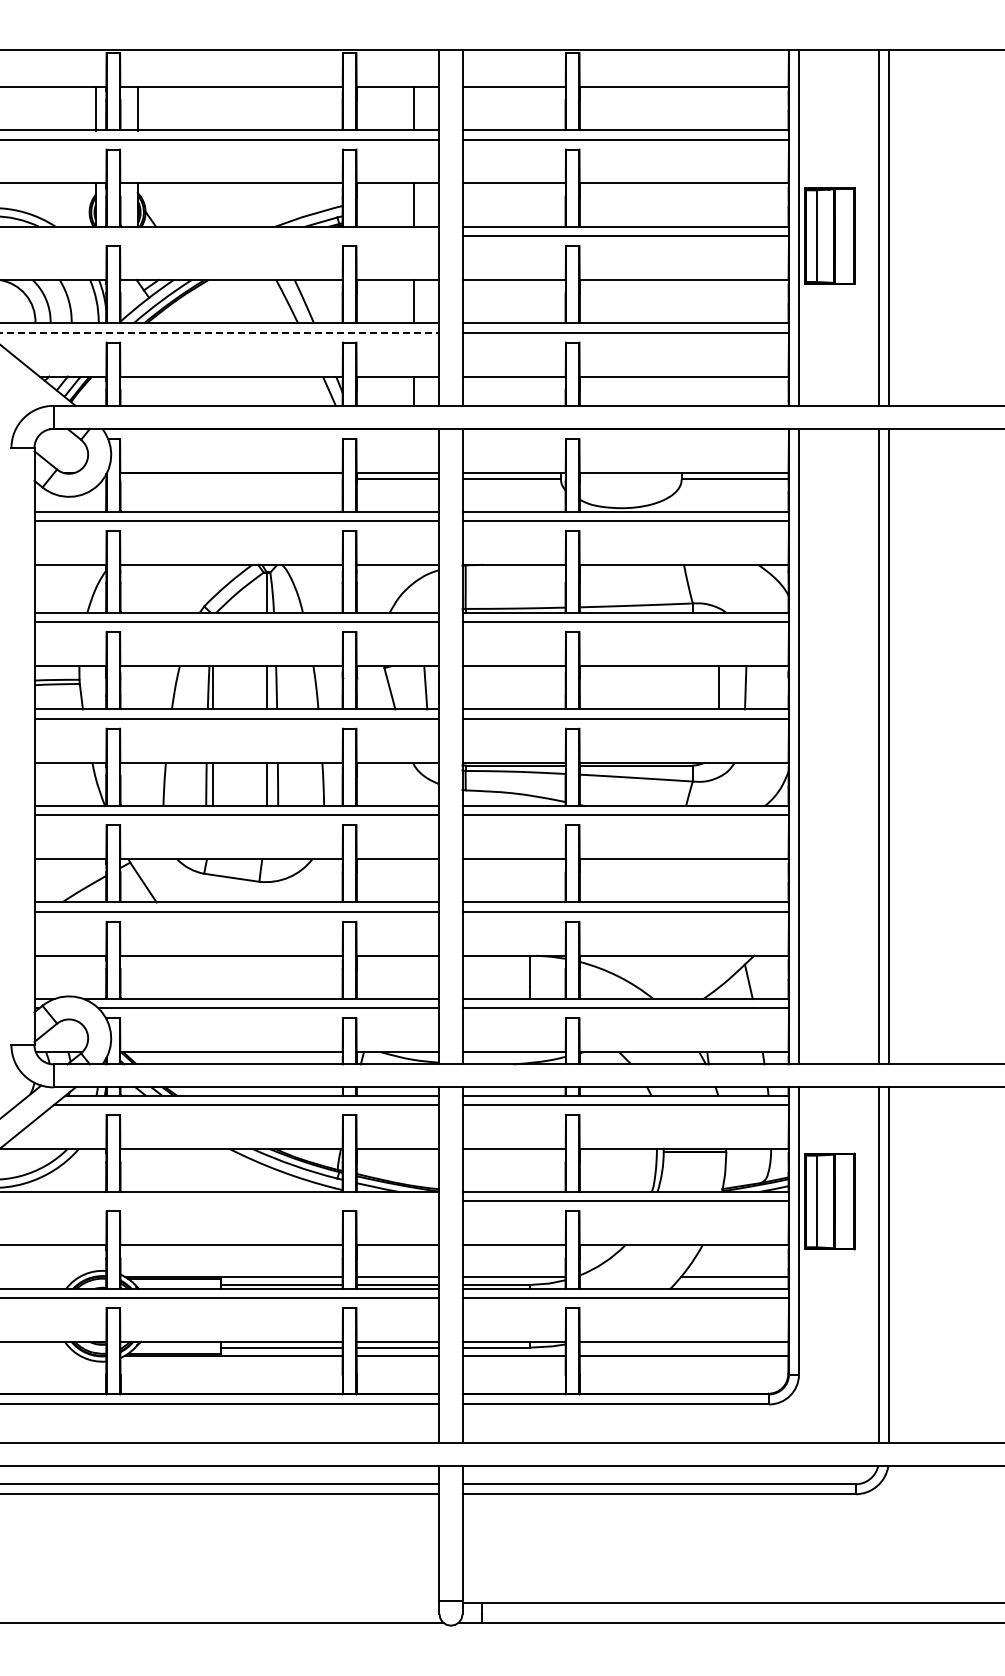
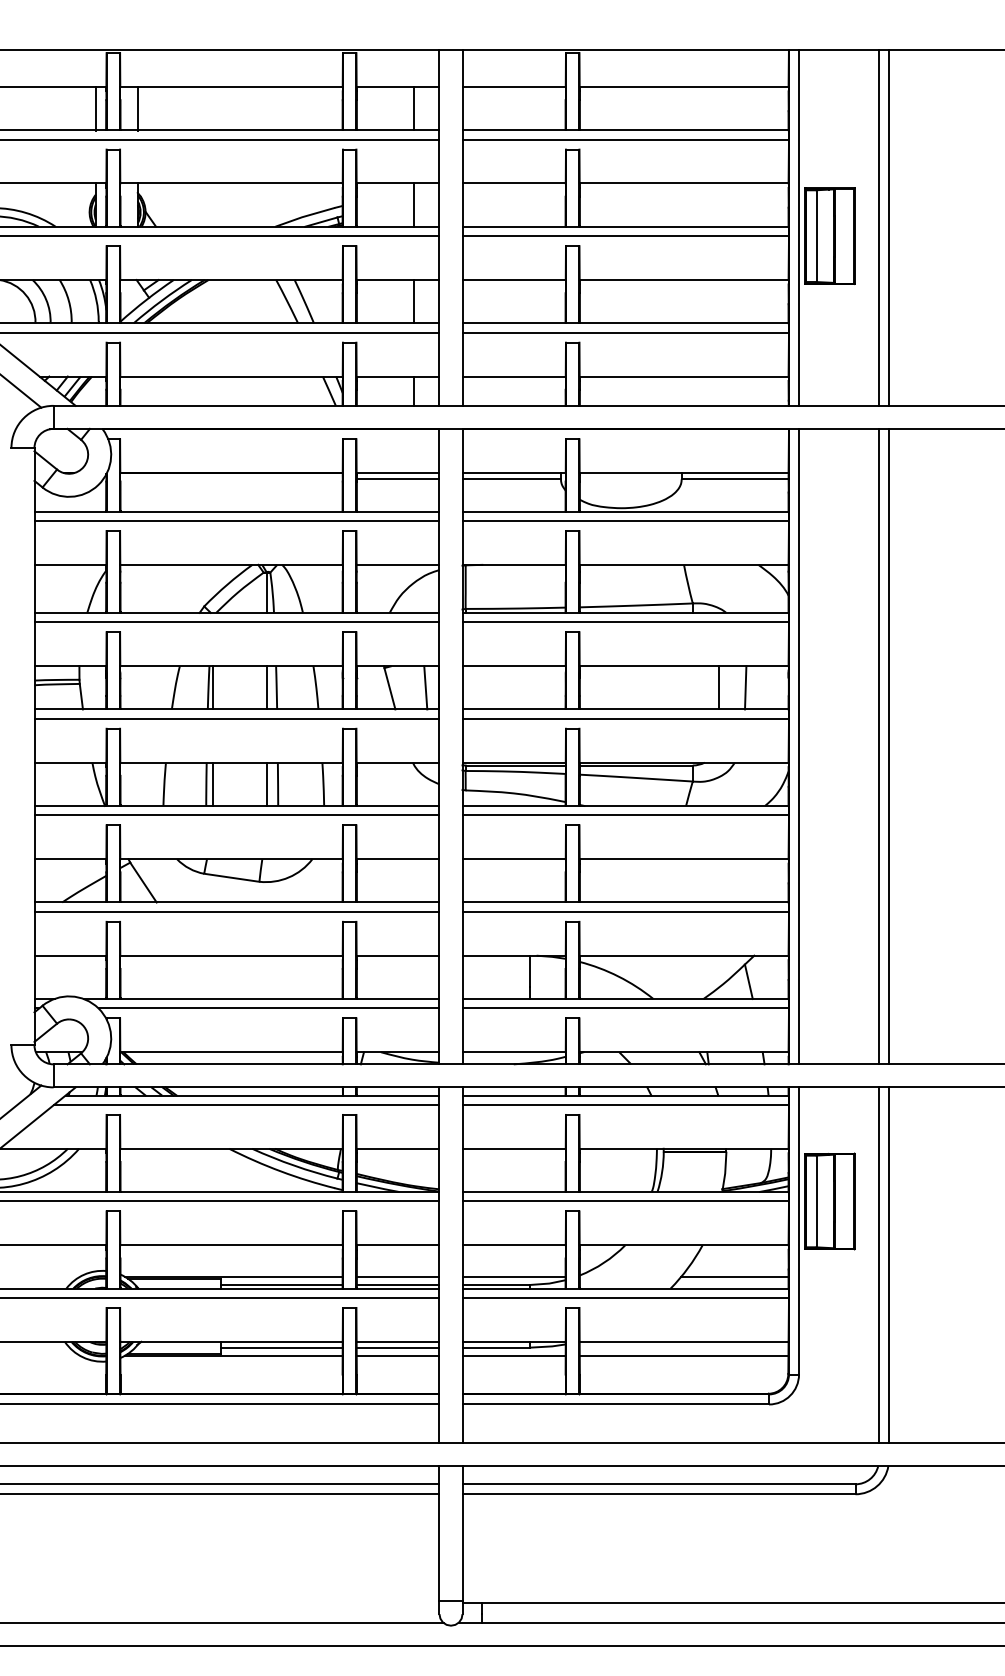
line: none -> present (220, 236)
line: dashed -> solid (219, 332)
line: none -> present (21, 391)
line: none -> present (220, 1201)
line: none -> present (501, 1646)
